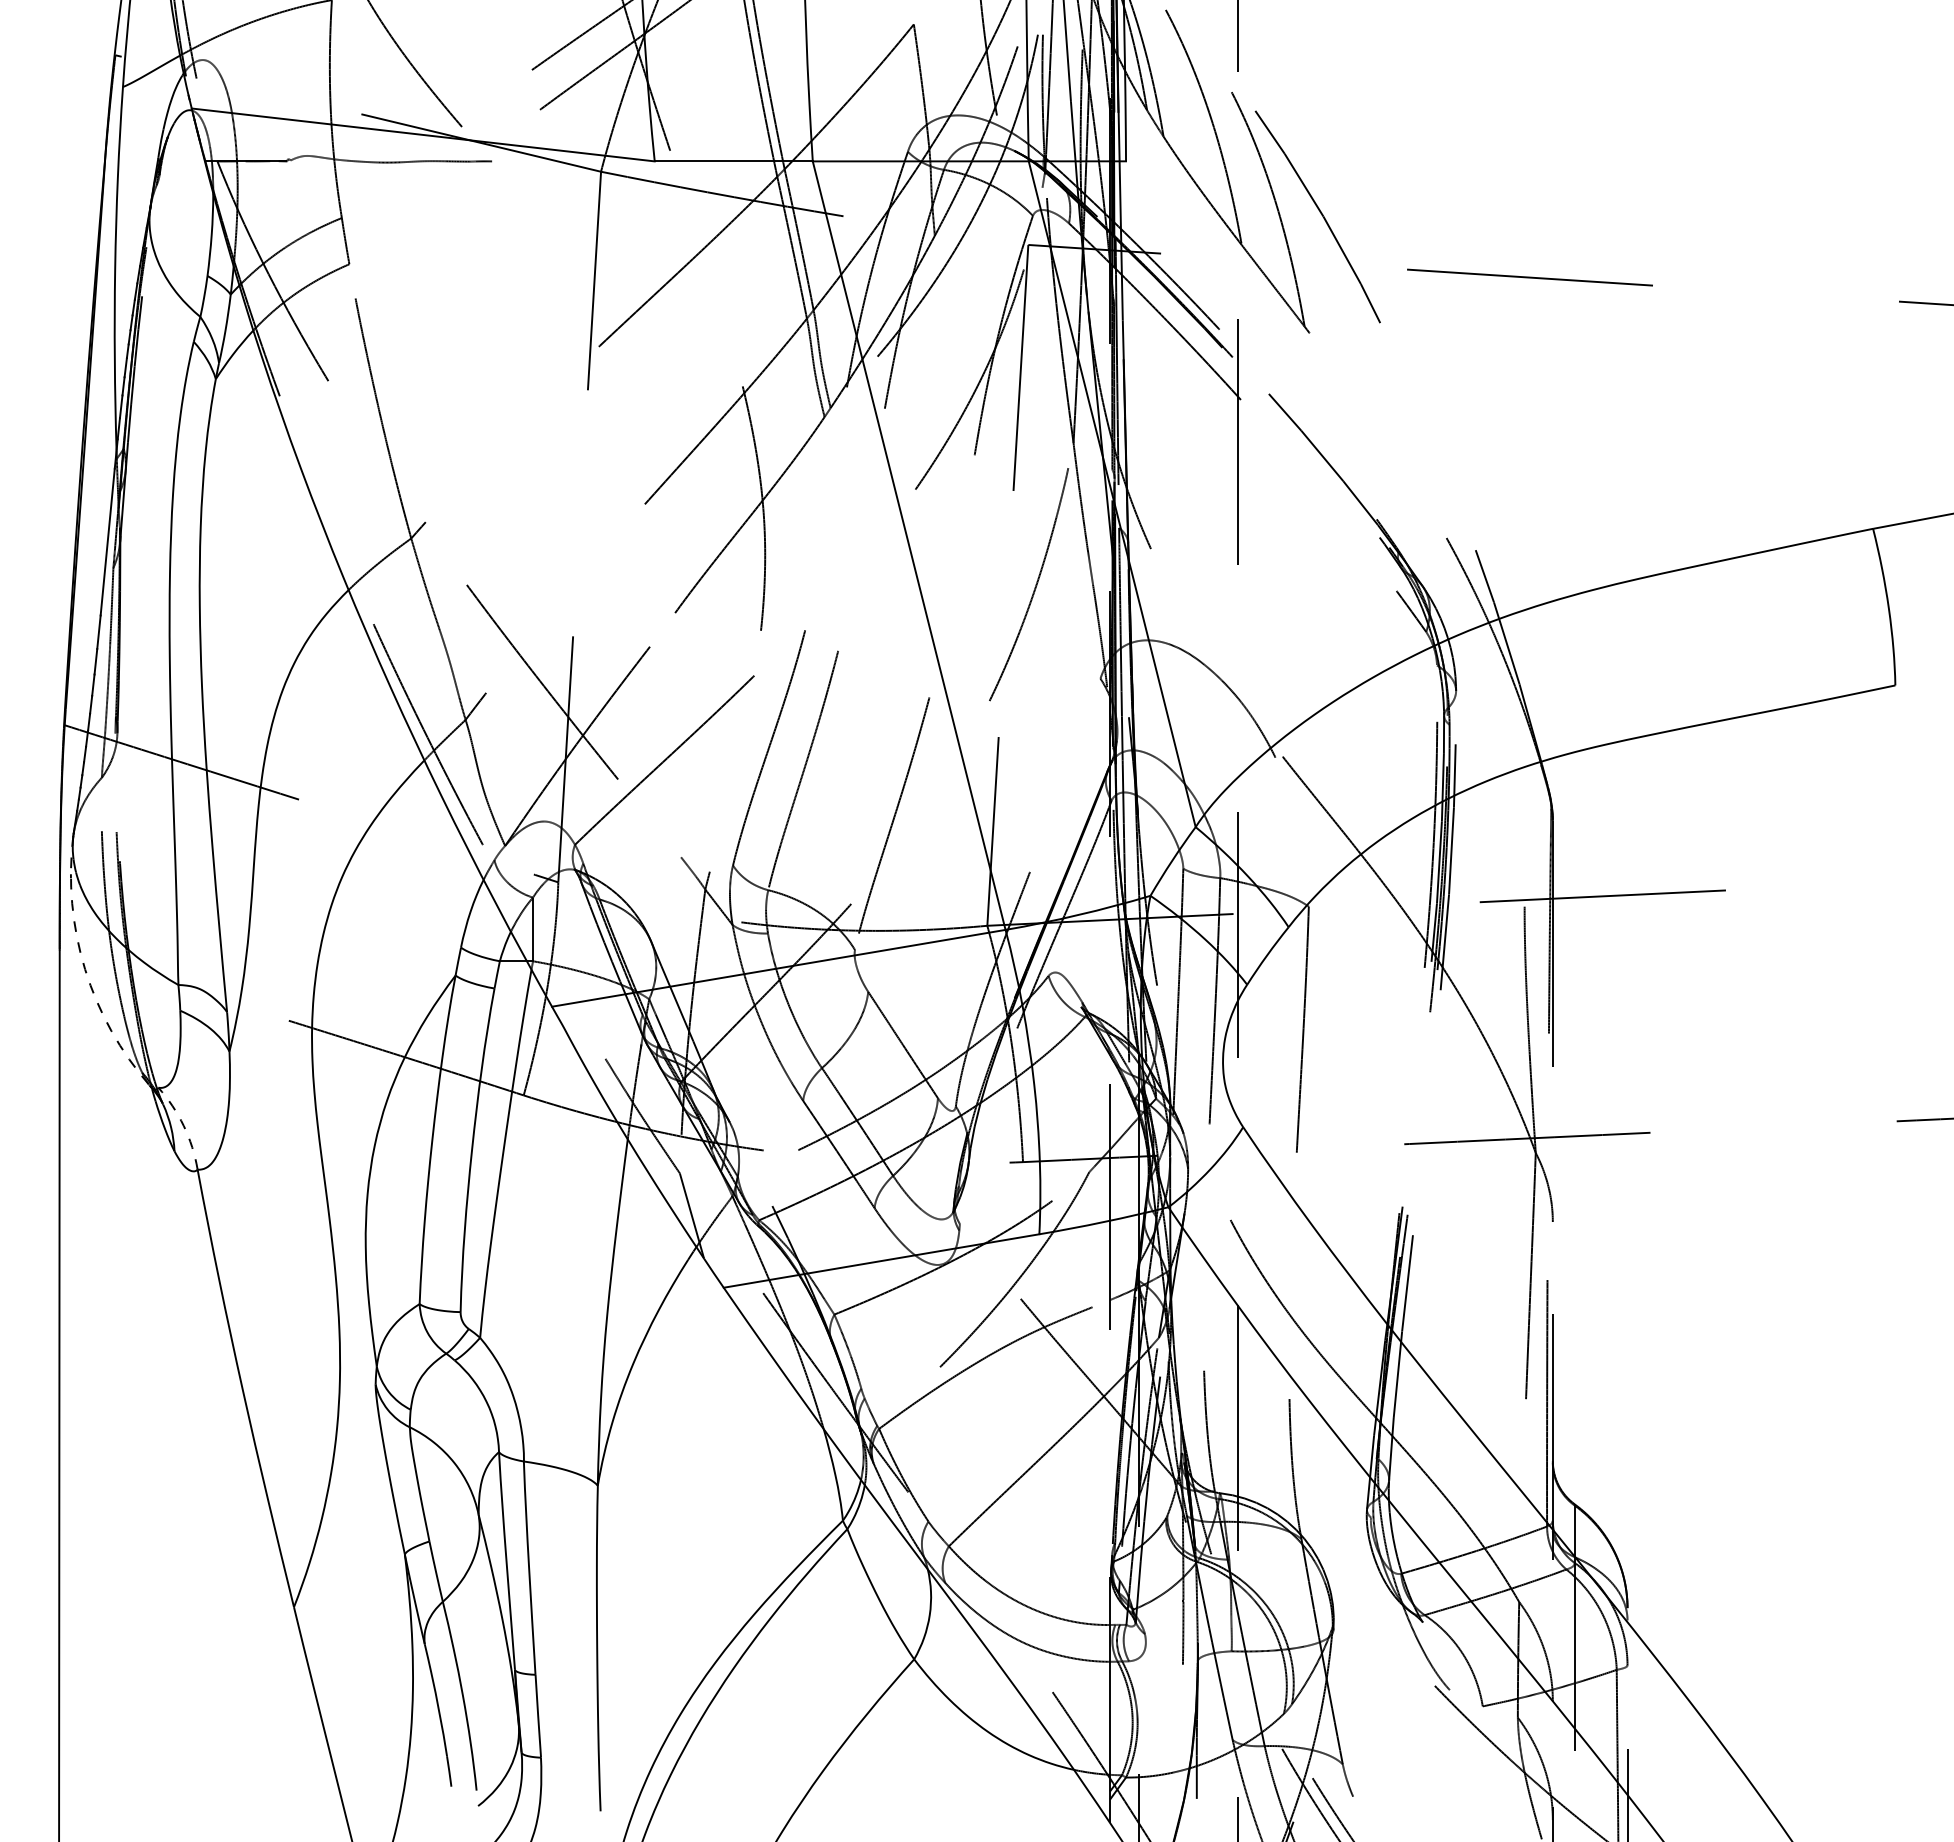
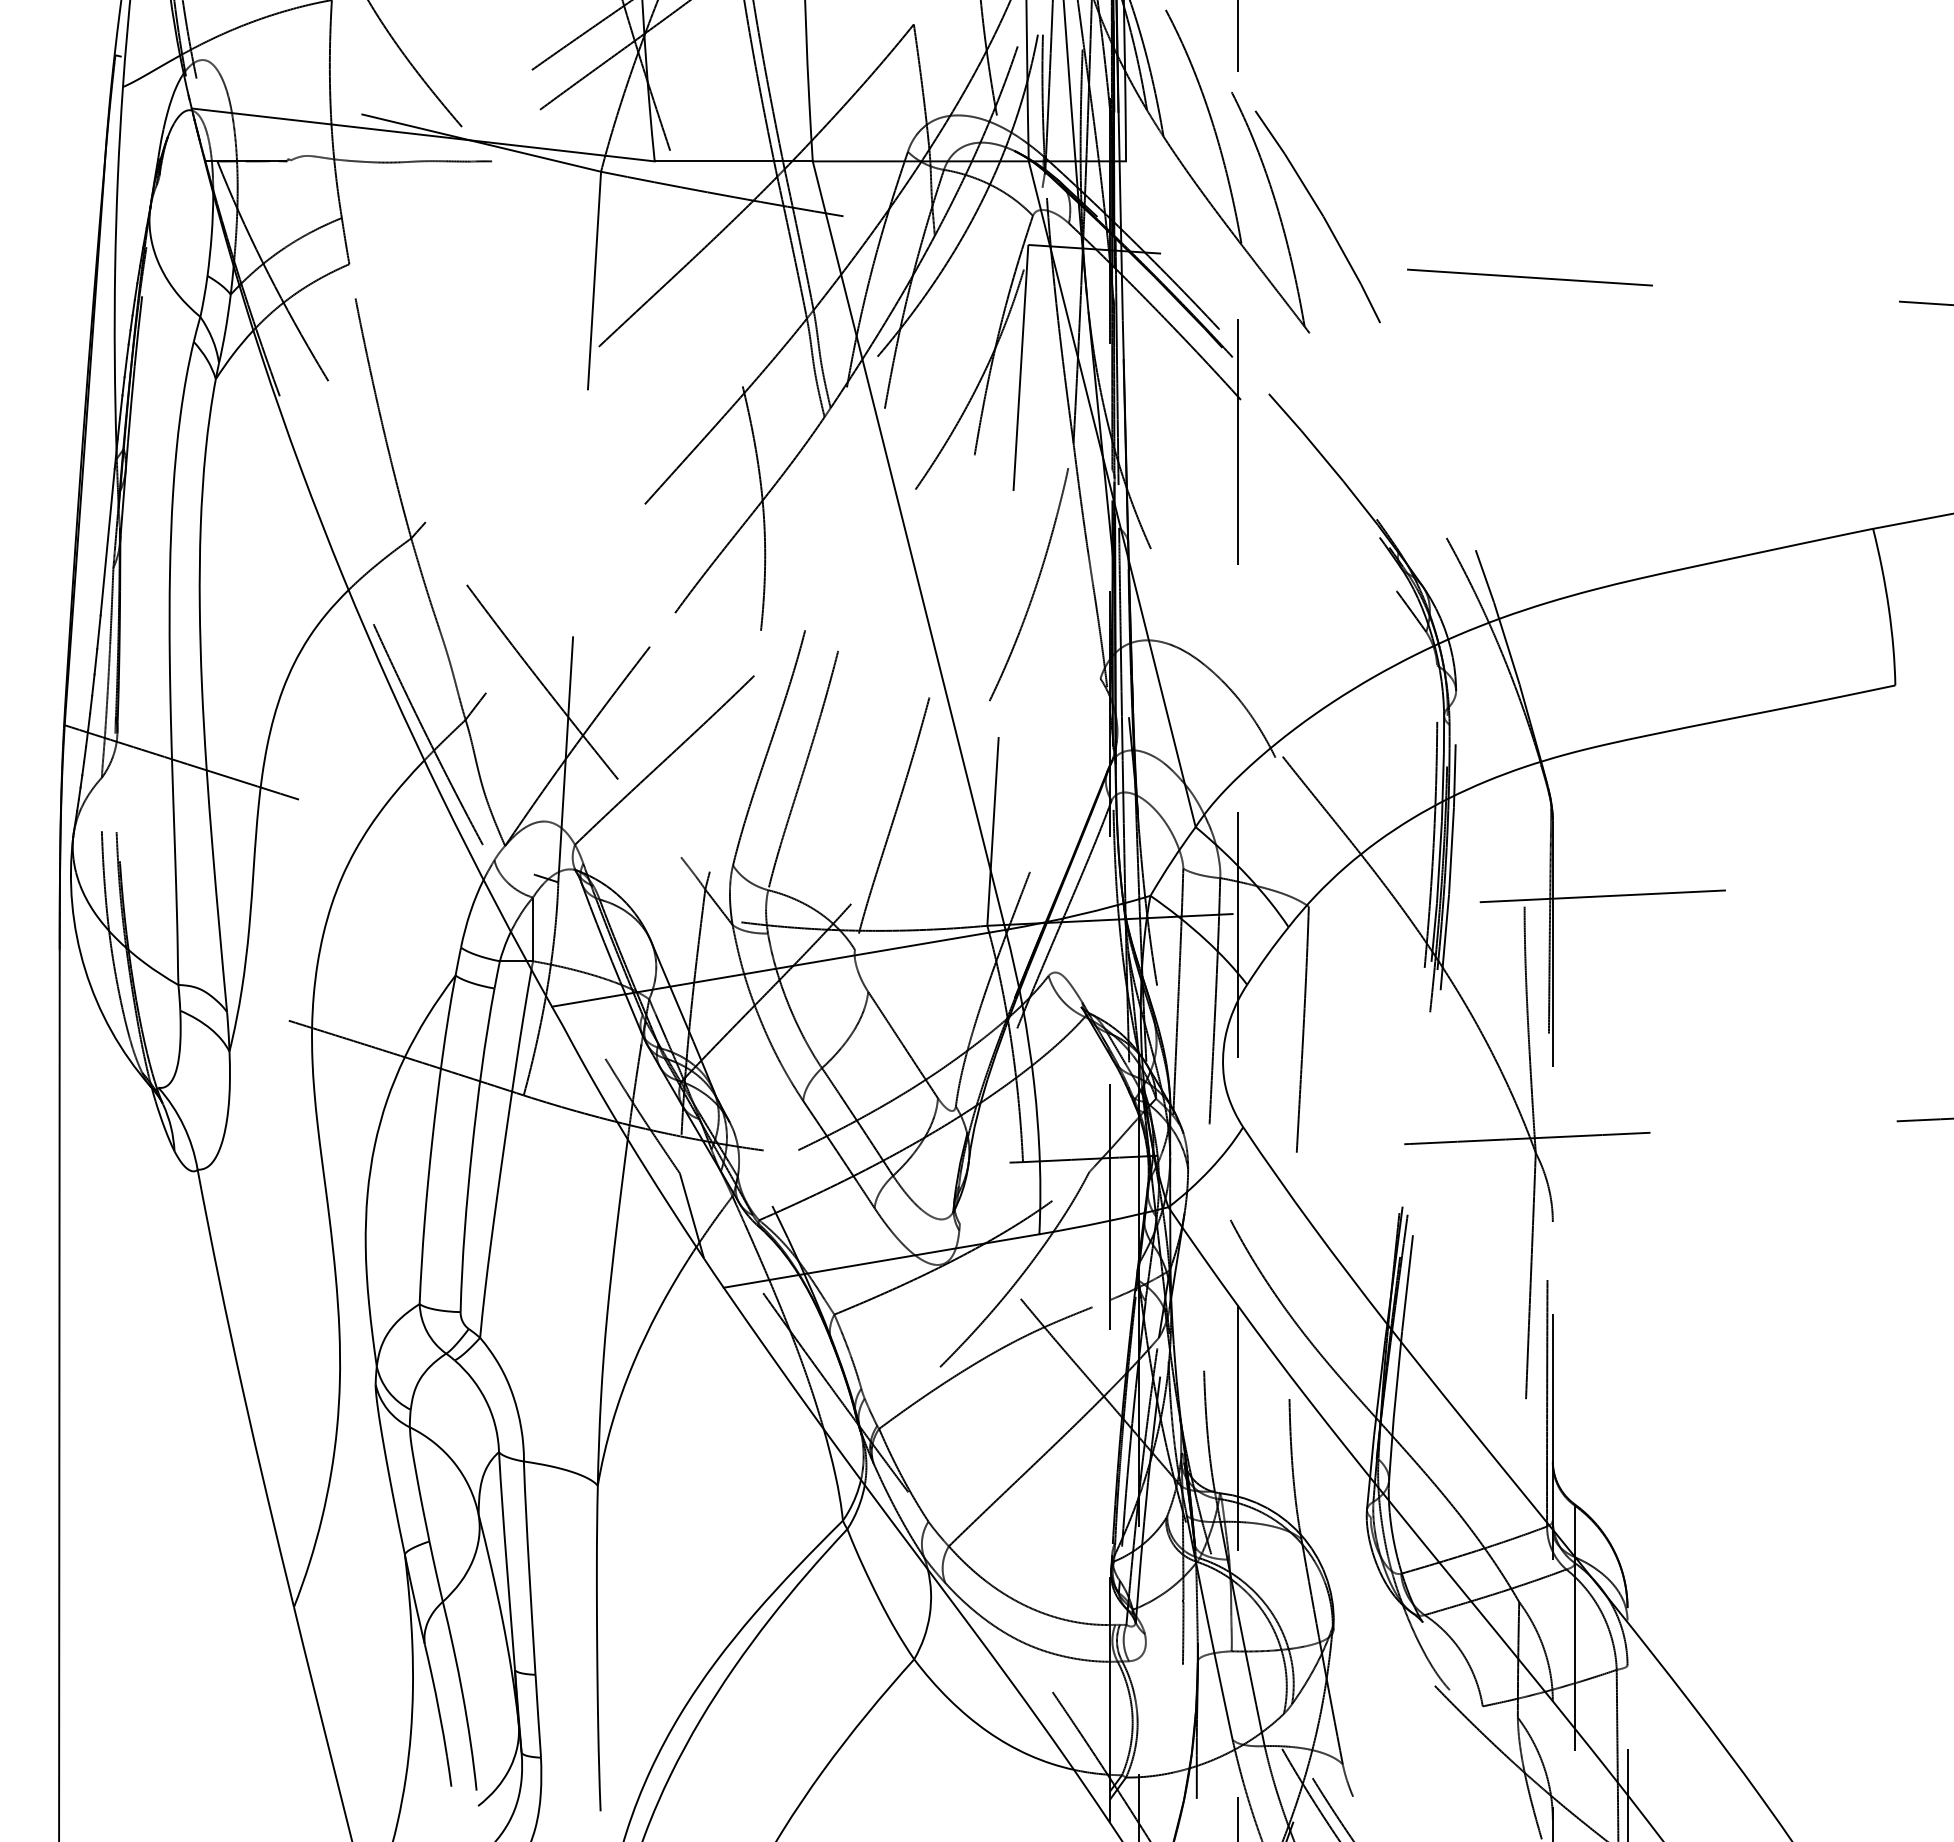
arc: dashed -> solid (85, 969)
arc: dashed -> solid (183, 1125)
